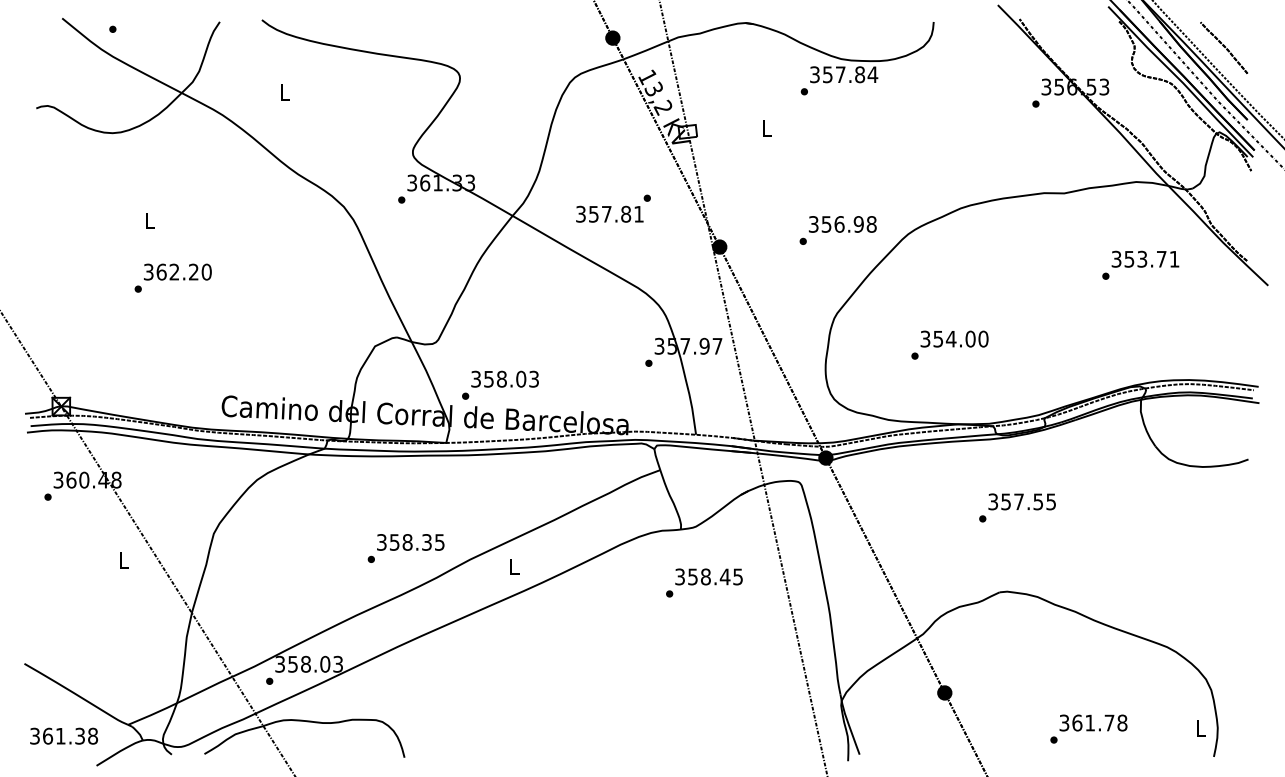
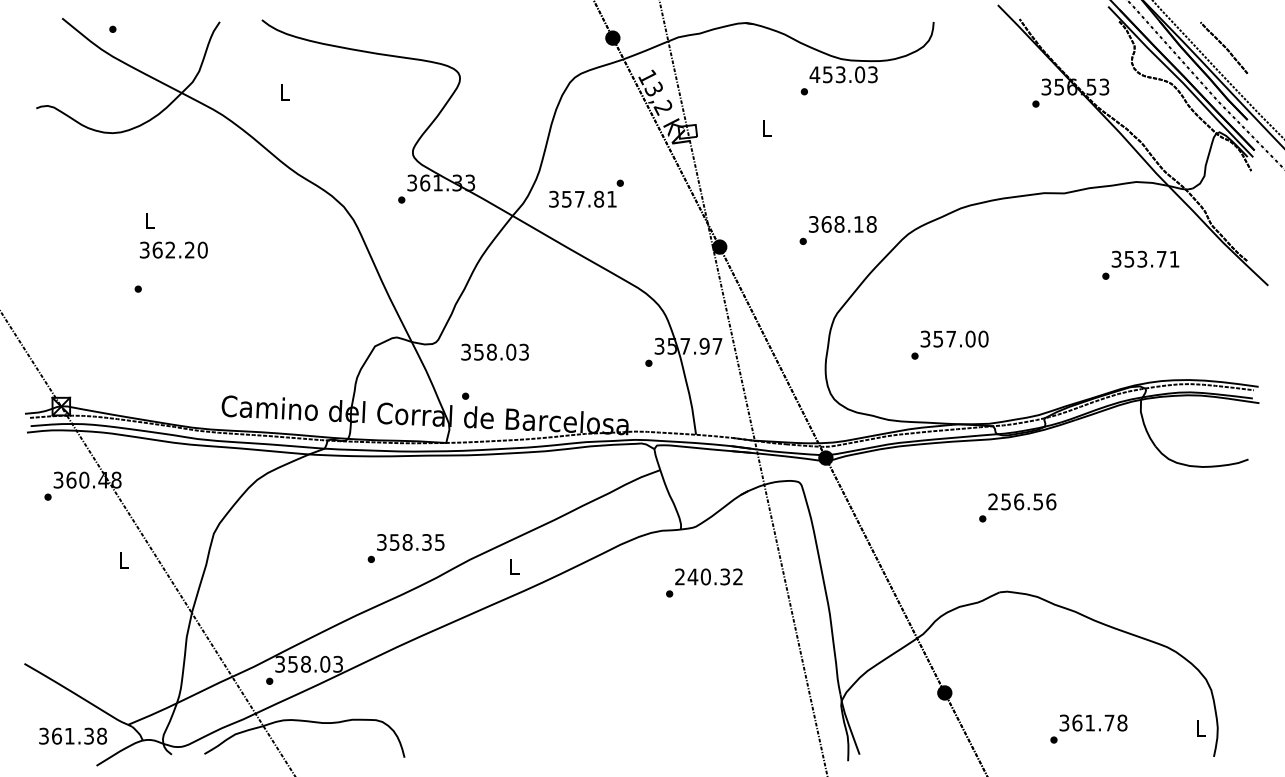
text: 357.84 -> 453.03 (843, 74)
text position: (613, 208) -> (586, 193) (586, 193)
text: 356.98 -> 368.18 (842, 224)
text position: (177, 271) -> (173, 249) (173, 249)
text: 354.00 -> 357.00 (950, 339)
text position: (504, 378) -> (494, 351) (494, 351)
text: 357.55 -> 256.56 (1022, 501)
text: 358.45 -> 240.32 (708, 576)
text position: (63, 735) -> (72, 735) (72, 735)
